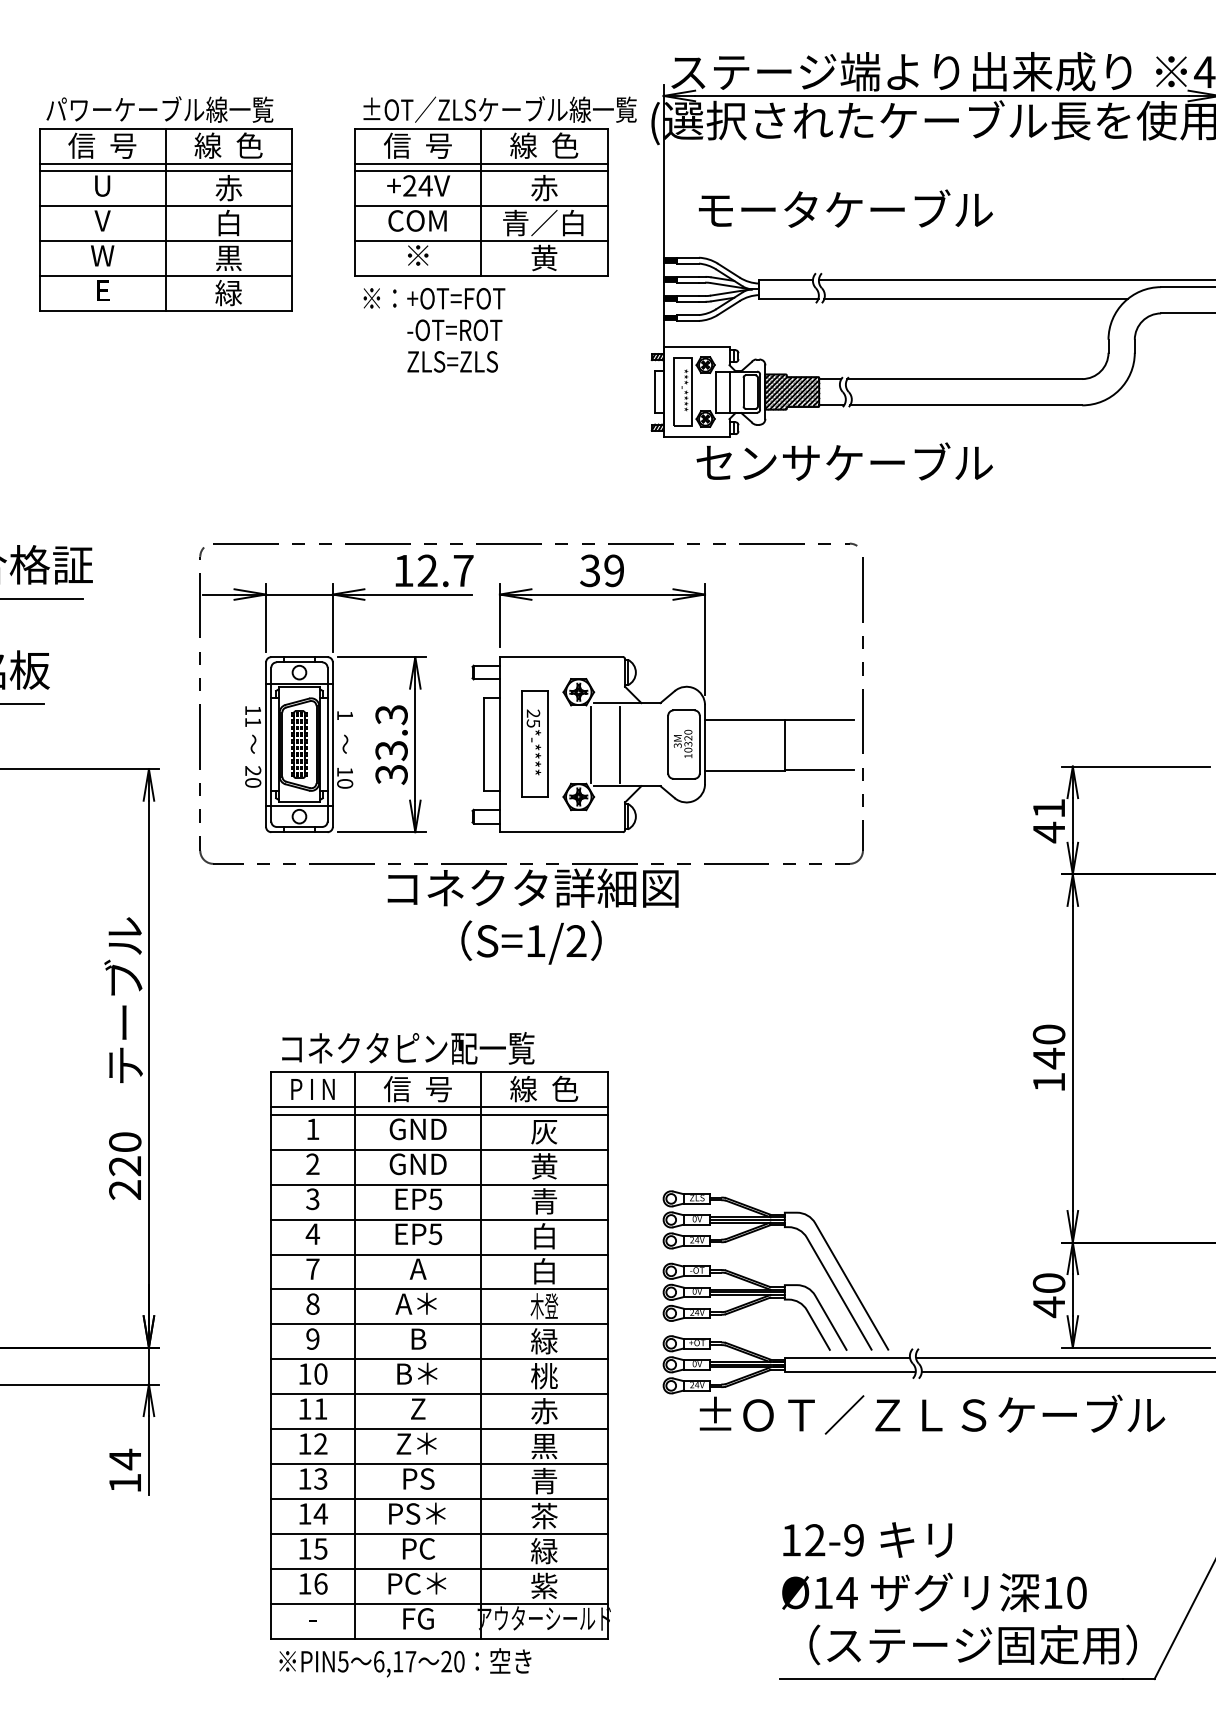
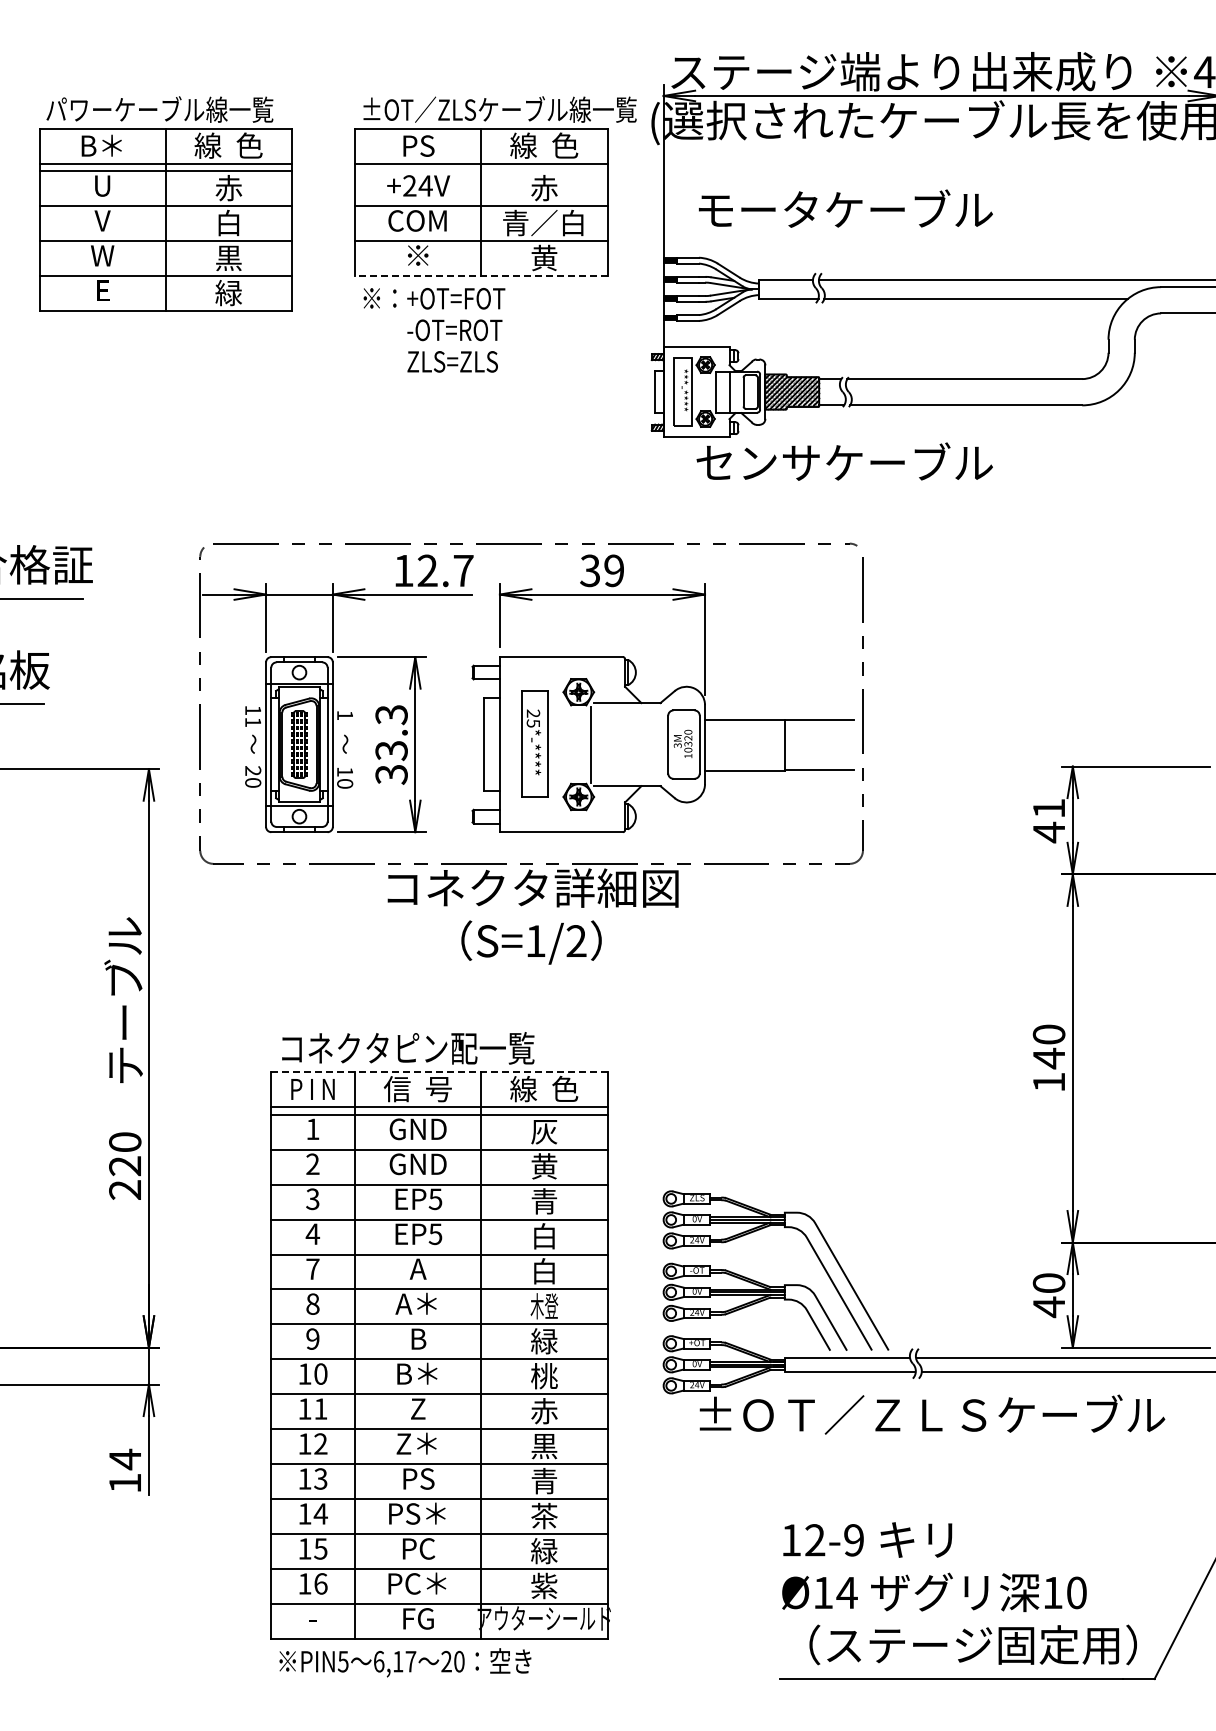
text: 信  号 -> B＊ (102, 145)
text: 信  号 -> PS (417, 145)
line: present -> none (481, 171)
line: solid -> dashed (480, 276)
line: present -> none (619, 744)
line: solid -> dashed (438, 1071)
